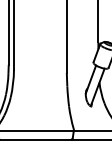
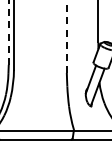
line: solid -> dashed (8, 32)
line: solid -> dashed (66, 36)
